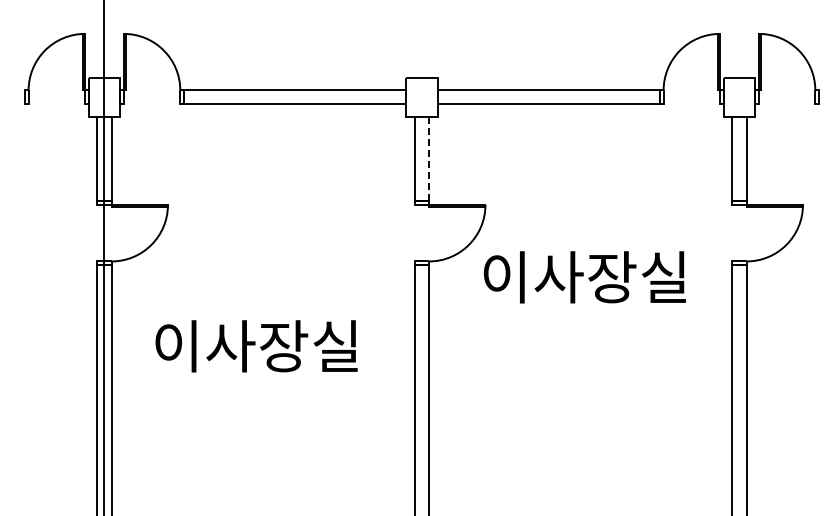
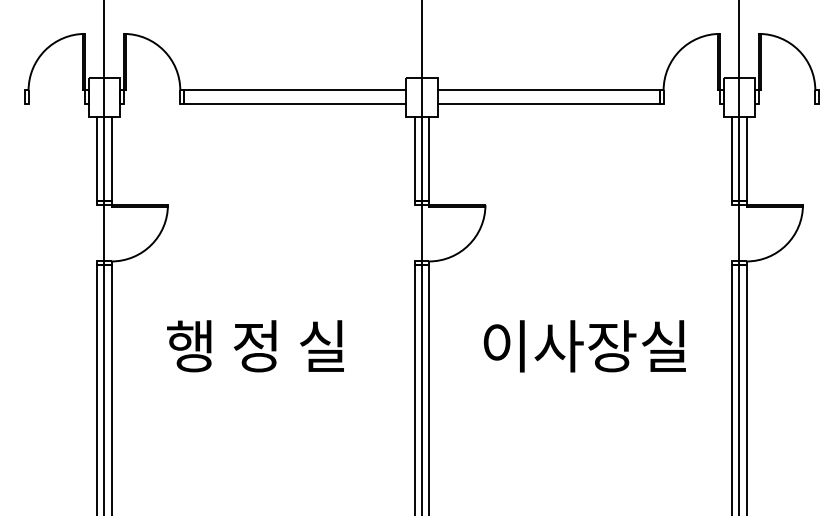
line: dashed -> solid (429, 158)
line: none -> present (421, 257)
line: none -> present (739, 257)
text position: (584, 277) -> (584, 346) (584, 346)
text: 이사장실 -> 행 정 실 (256, 346)
